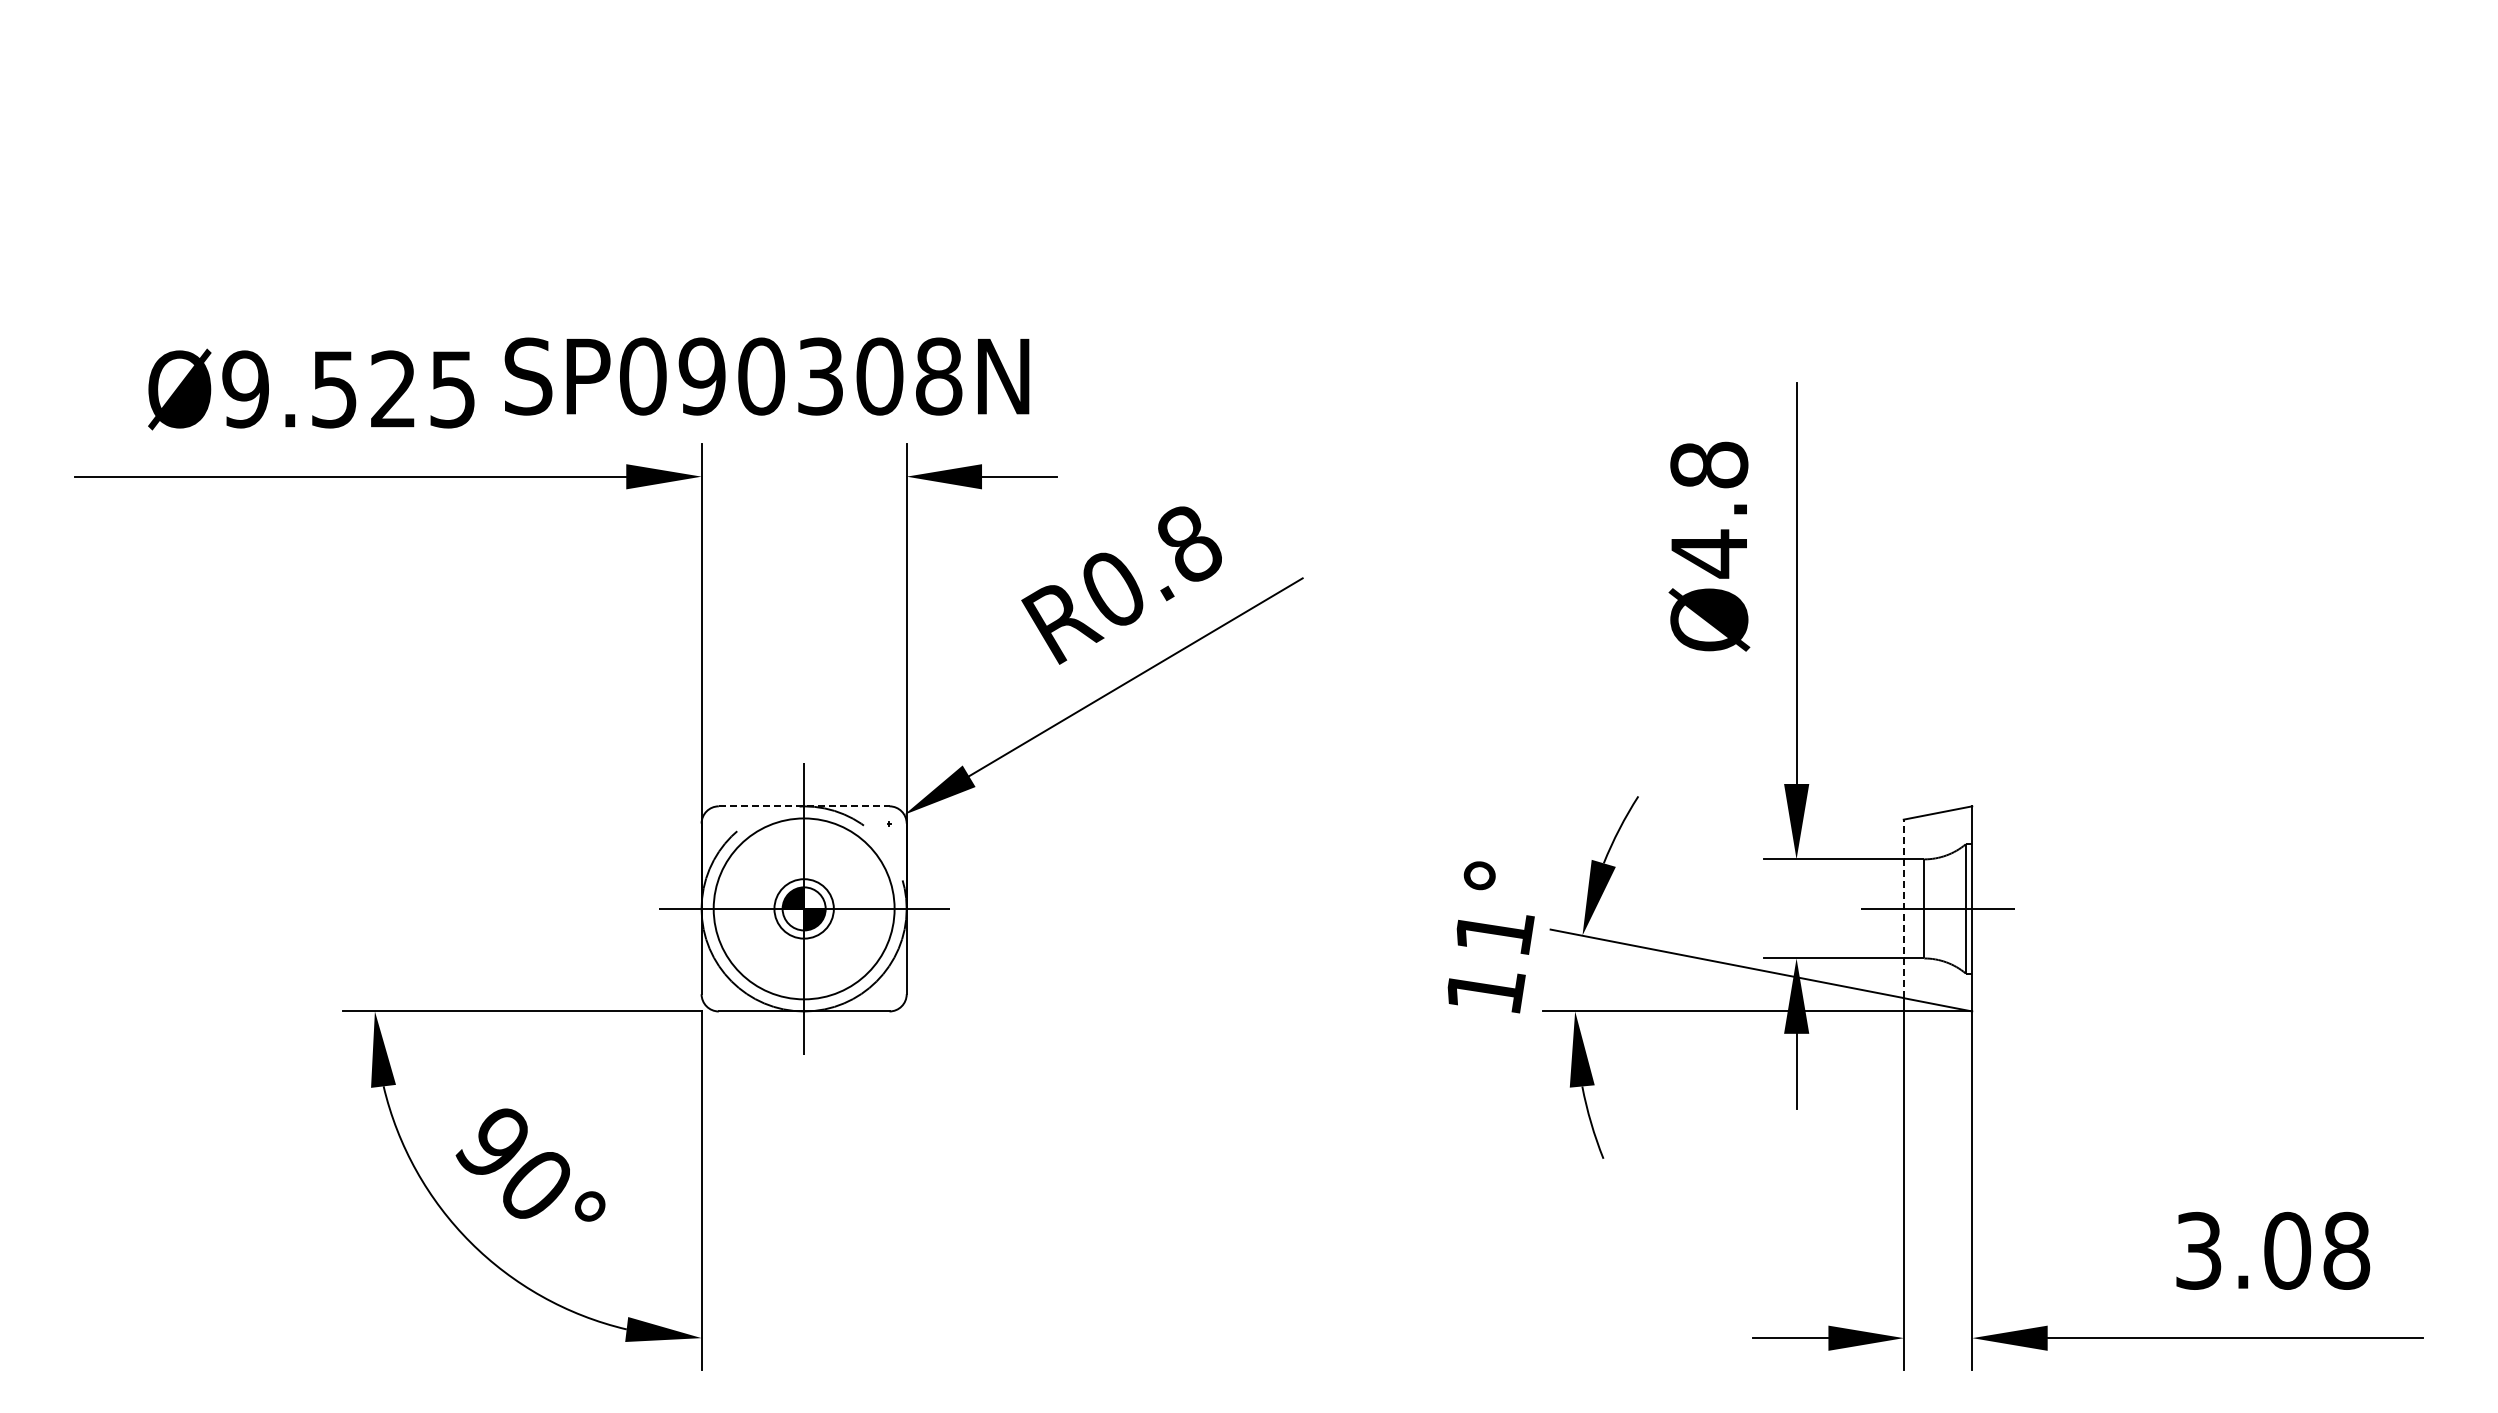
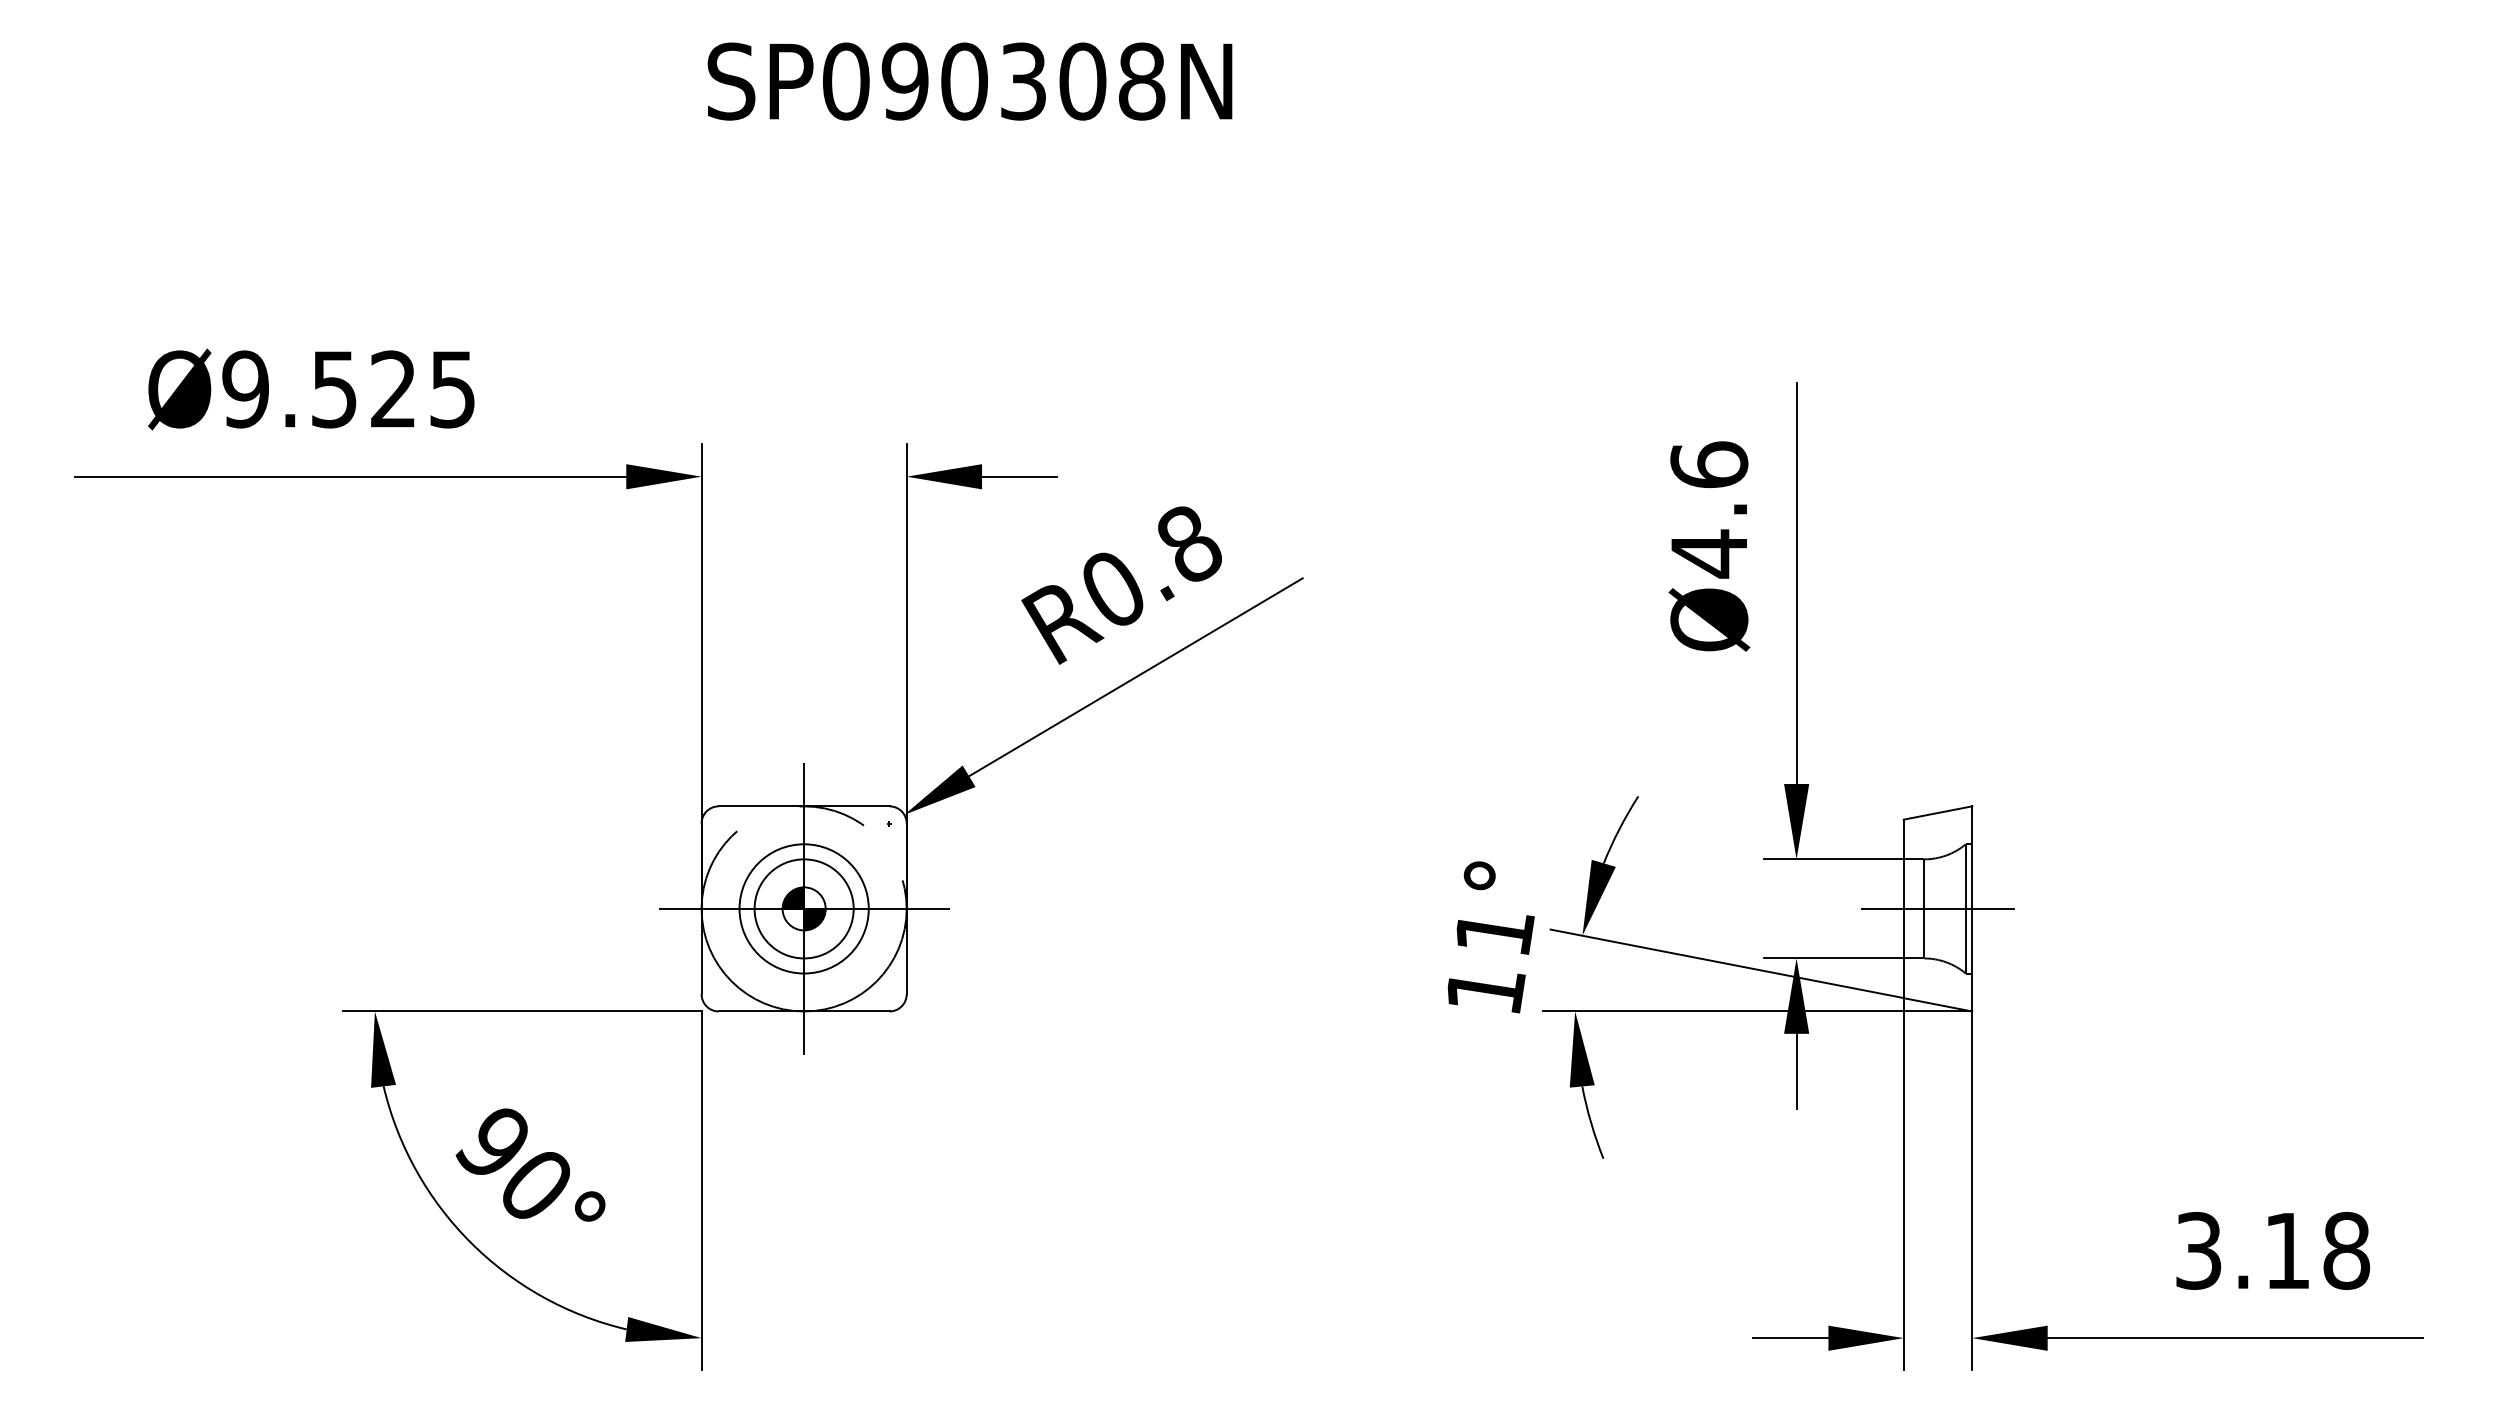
text position: (766, 376) -> (969, 81) (969, 81)
text: Ø4.8 -> Ø4.6 (1709, 464)
line: dashed -> solid (804, 806)
circle diameter: 181 px -> 129 px (803, 908)
circle diameter: 59 px -> 99 px (803, 908)
line: dashed -> solid (1903, 908)
text: 3.08 -> 3.18 (2287, 1250)
